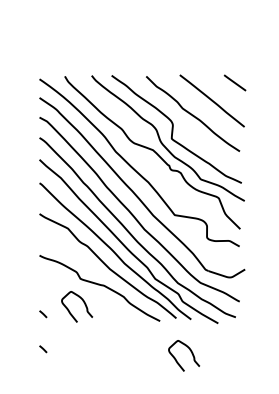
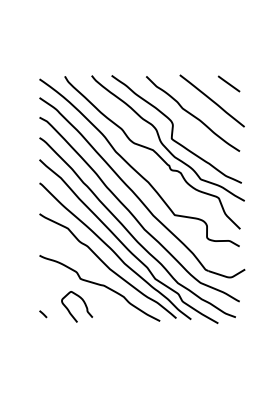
line position: (234, 82) -> (228, 83) (228, 83)
curve: present -> none (43, 349)
curve: present -> none (189, 350)
